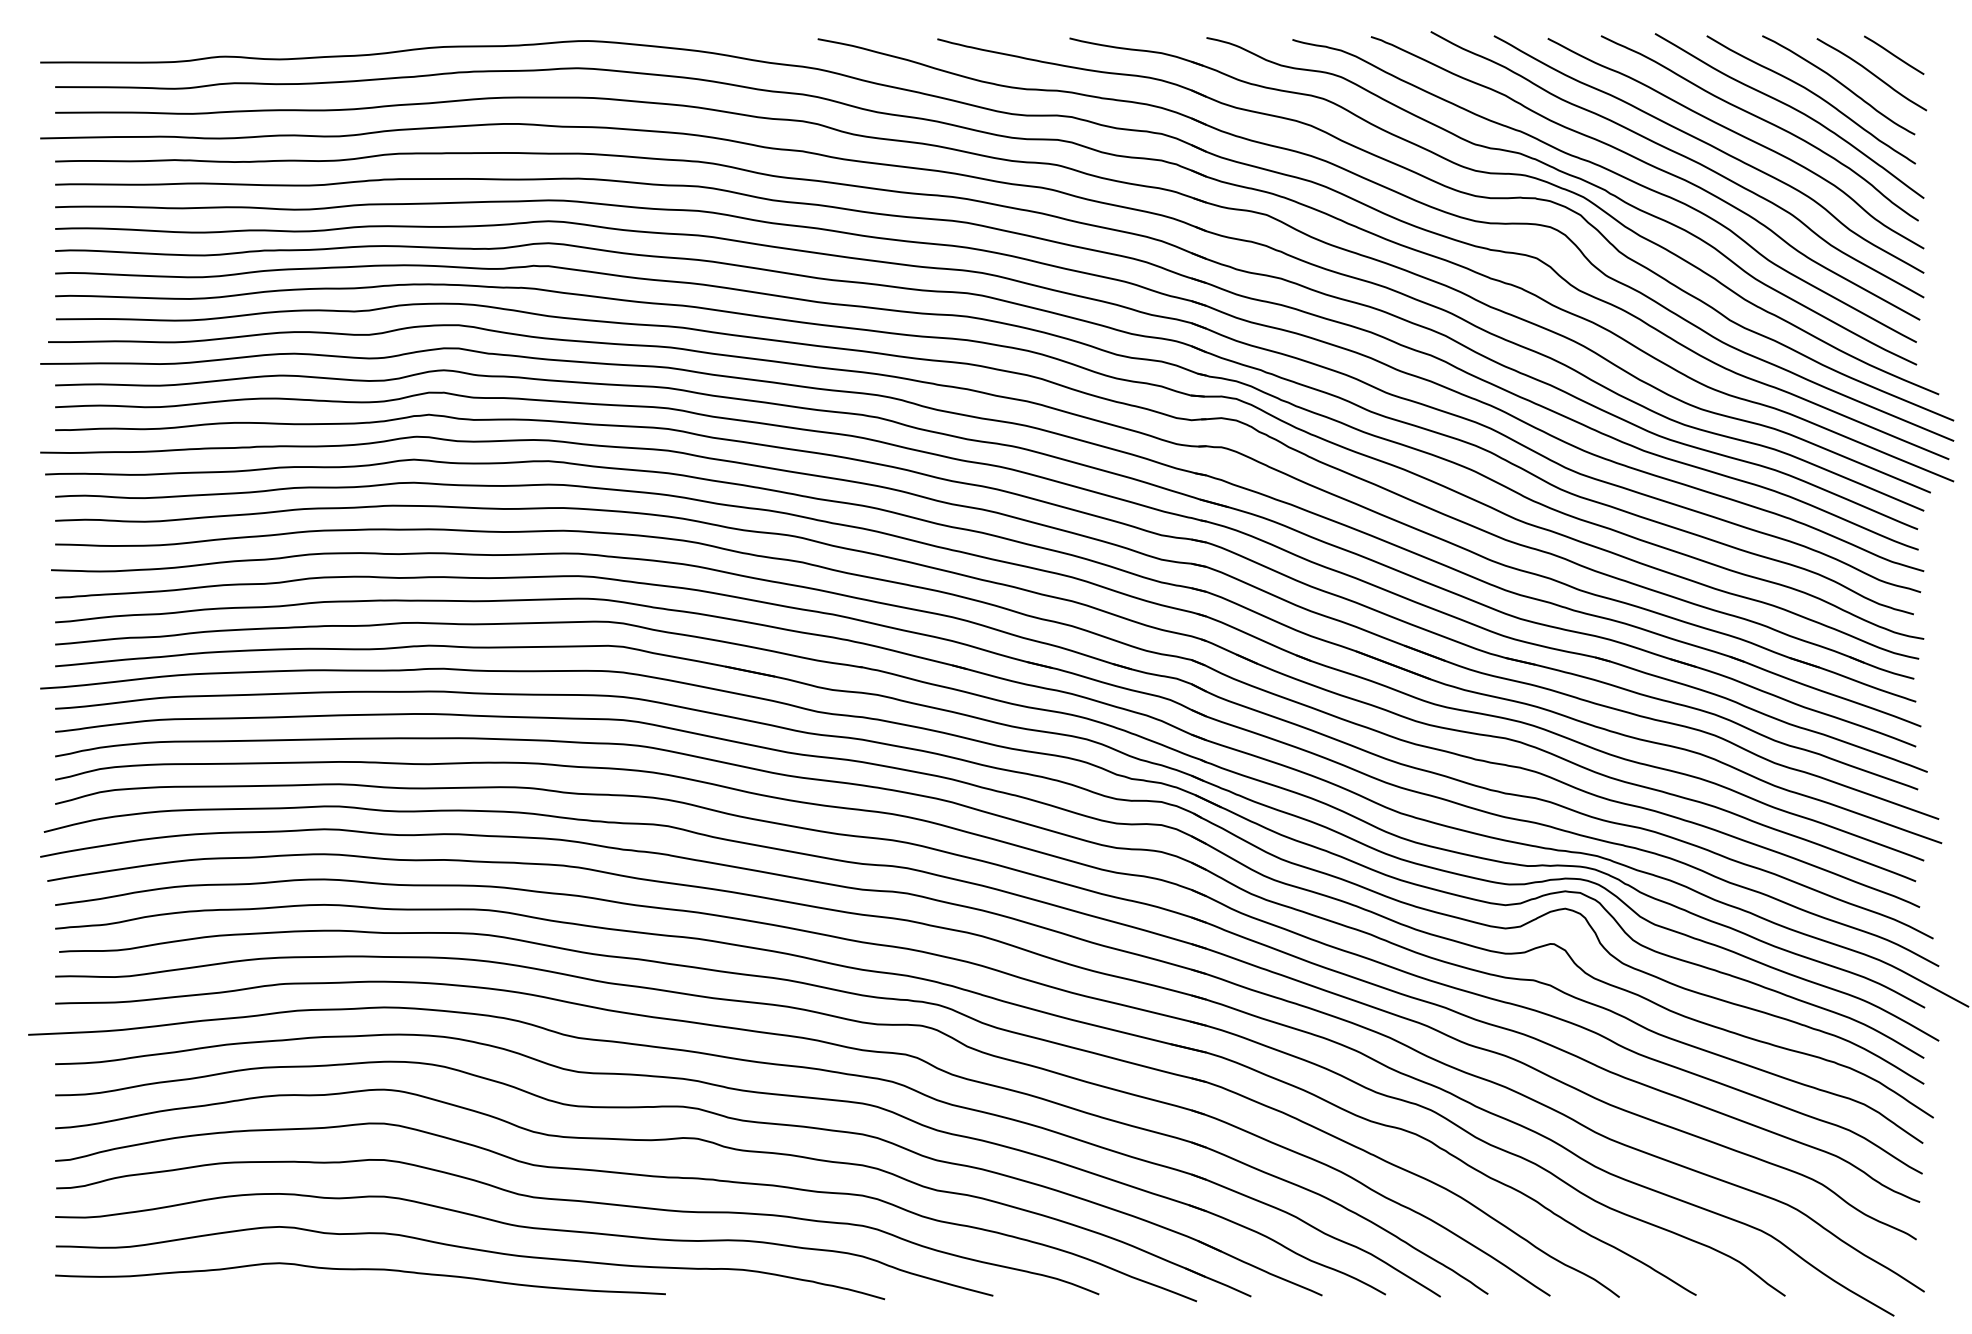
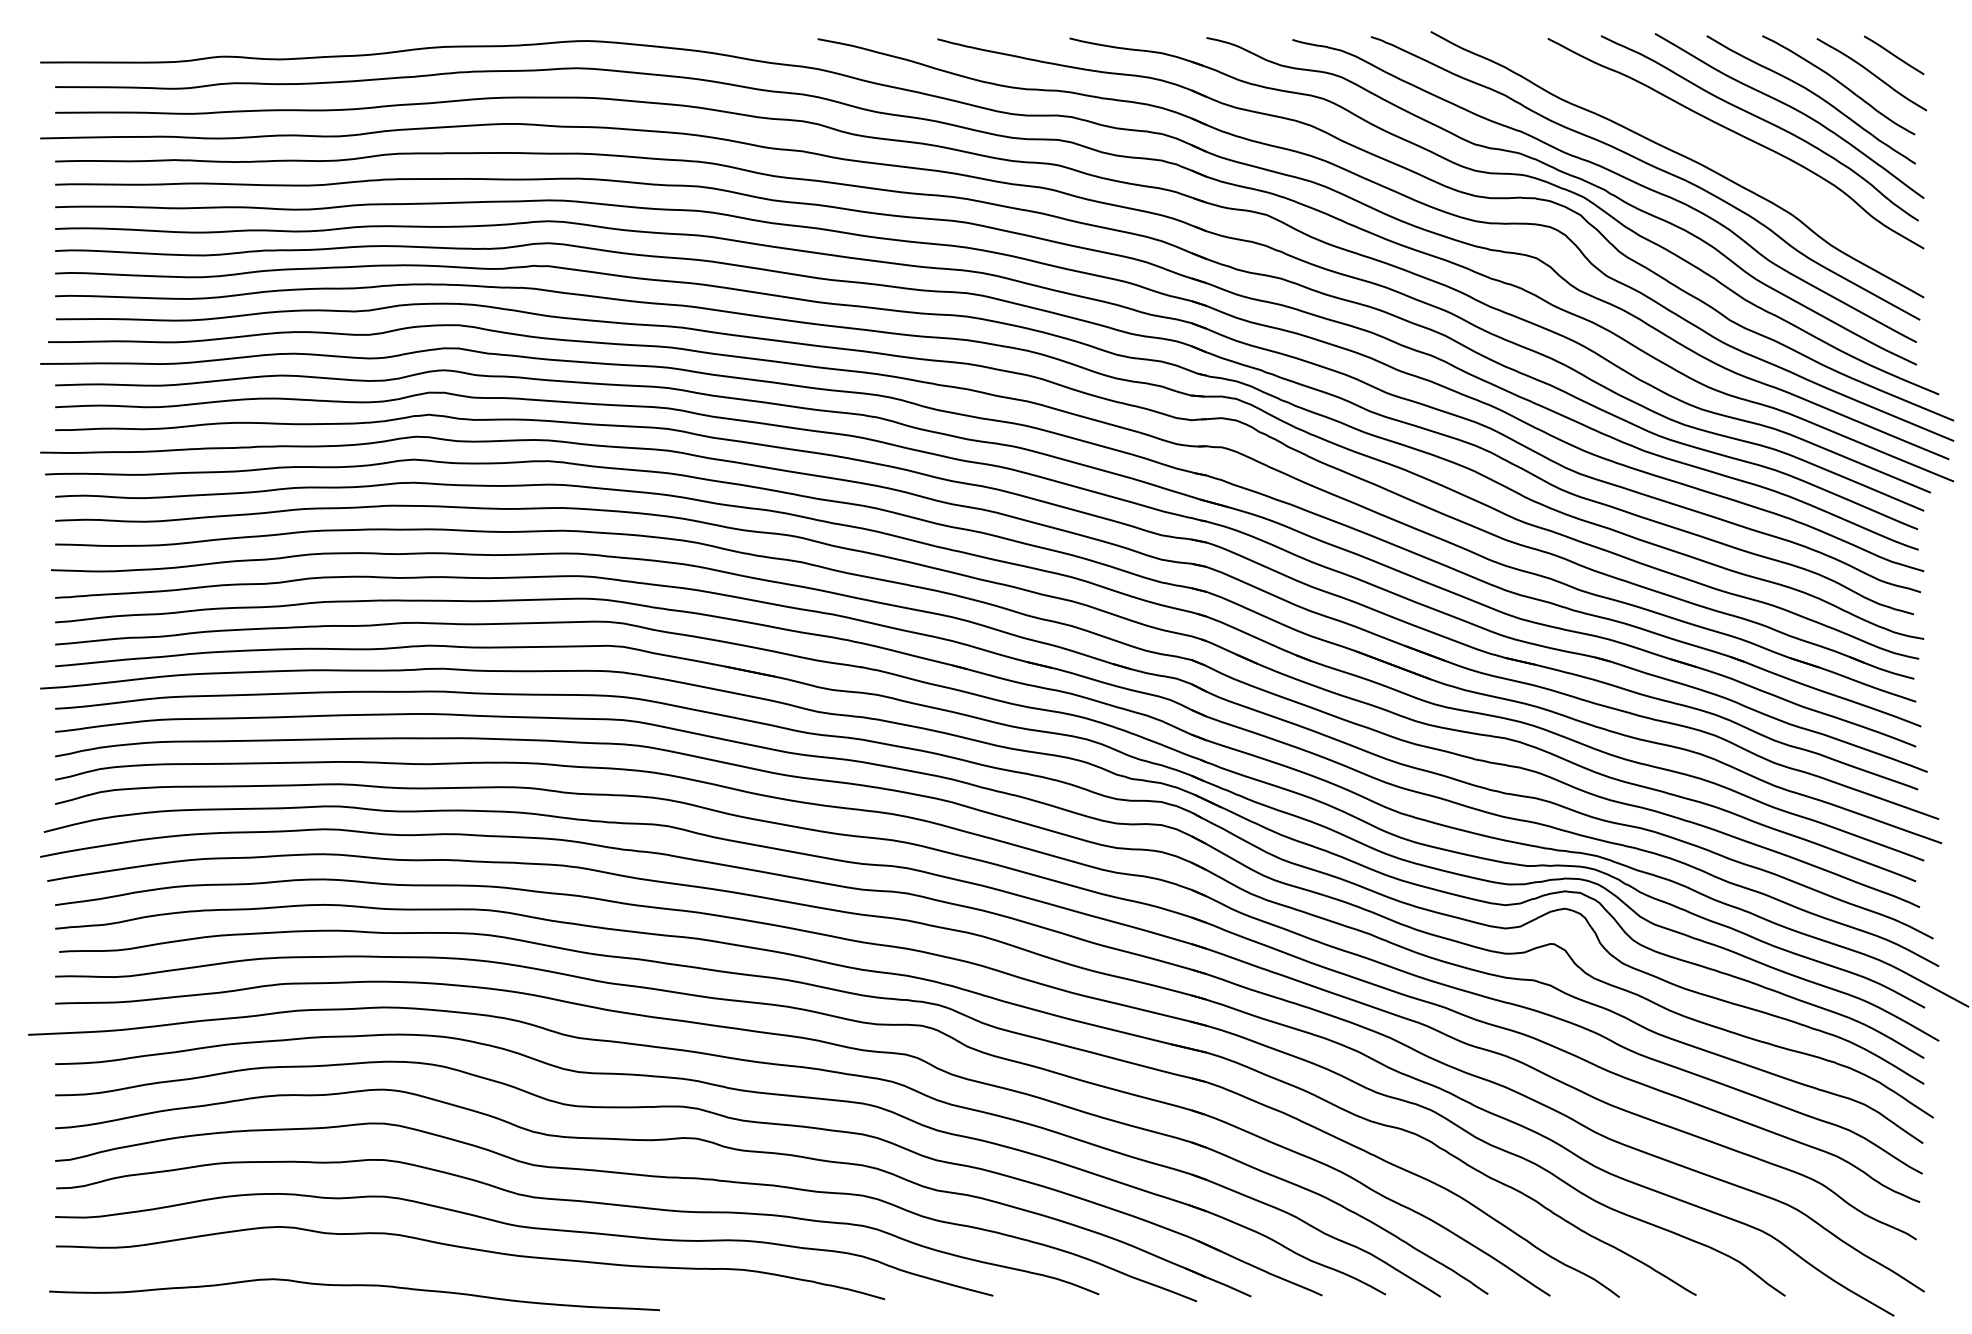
curve: present -> none (1712, 147)
curve position: (360, 1270) -> (354, 1286) (354, 1286)
